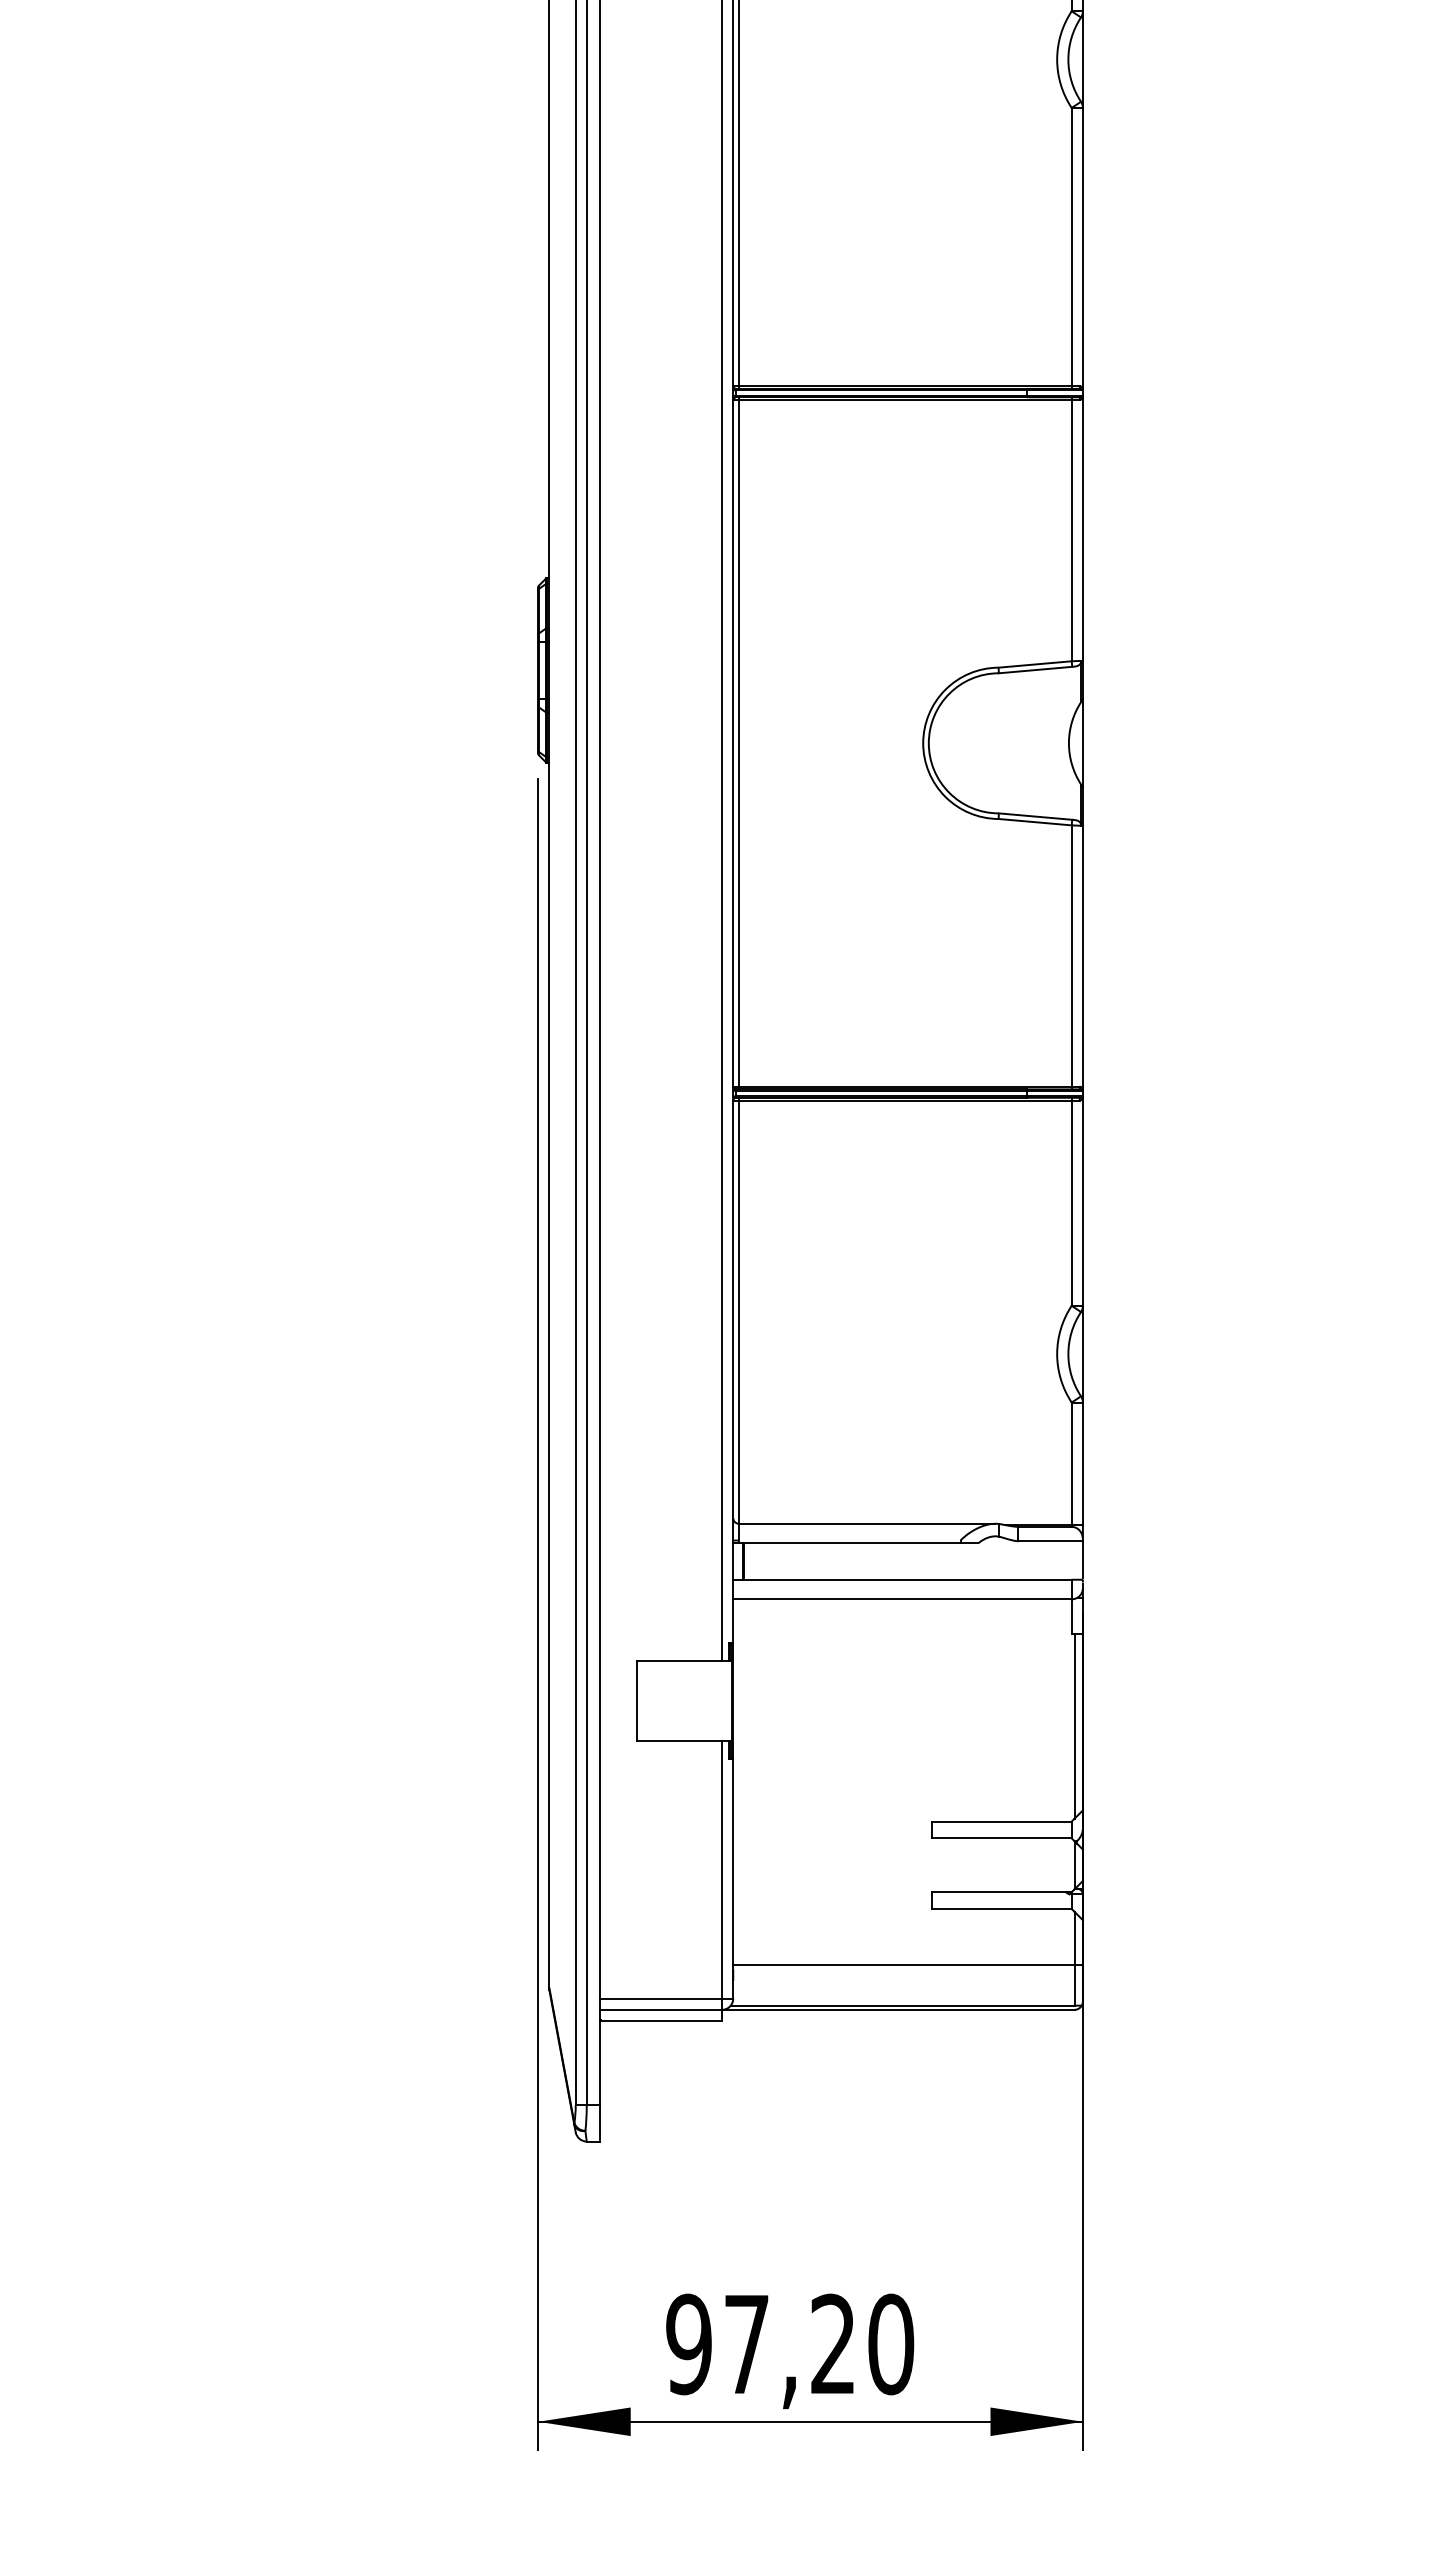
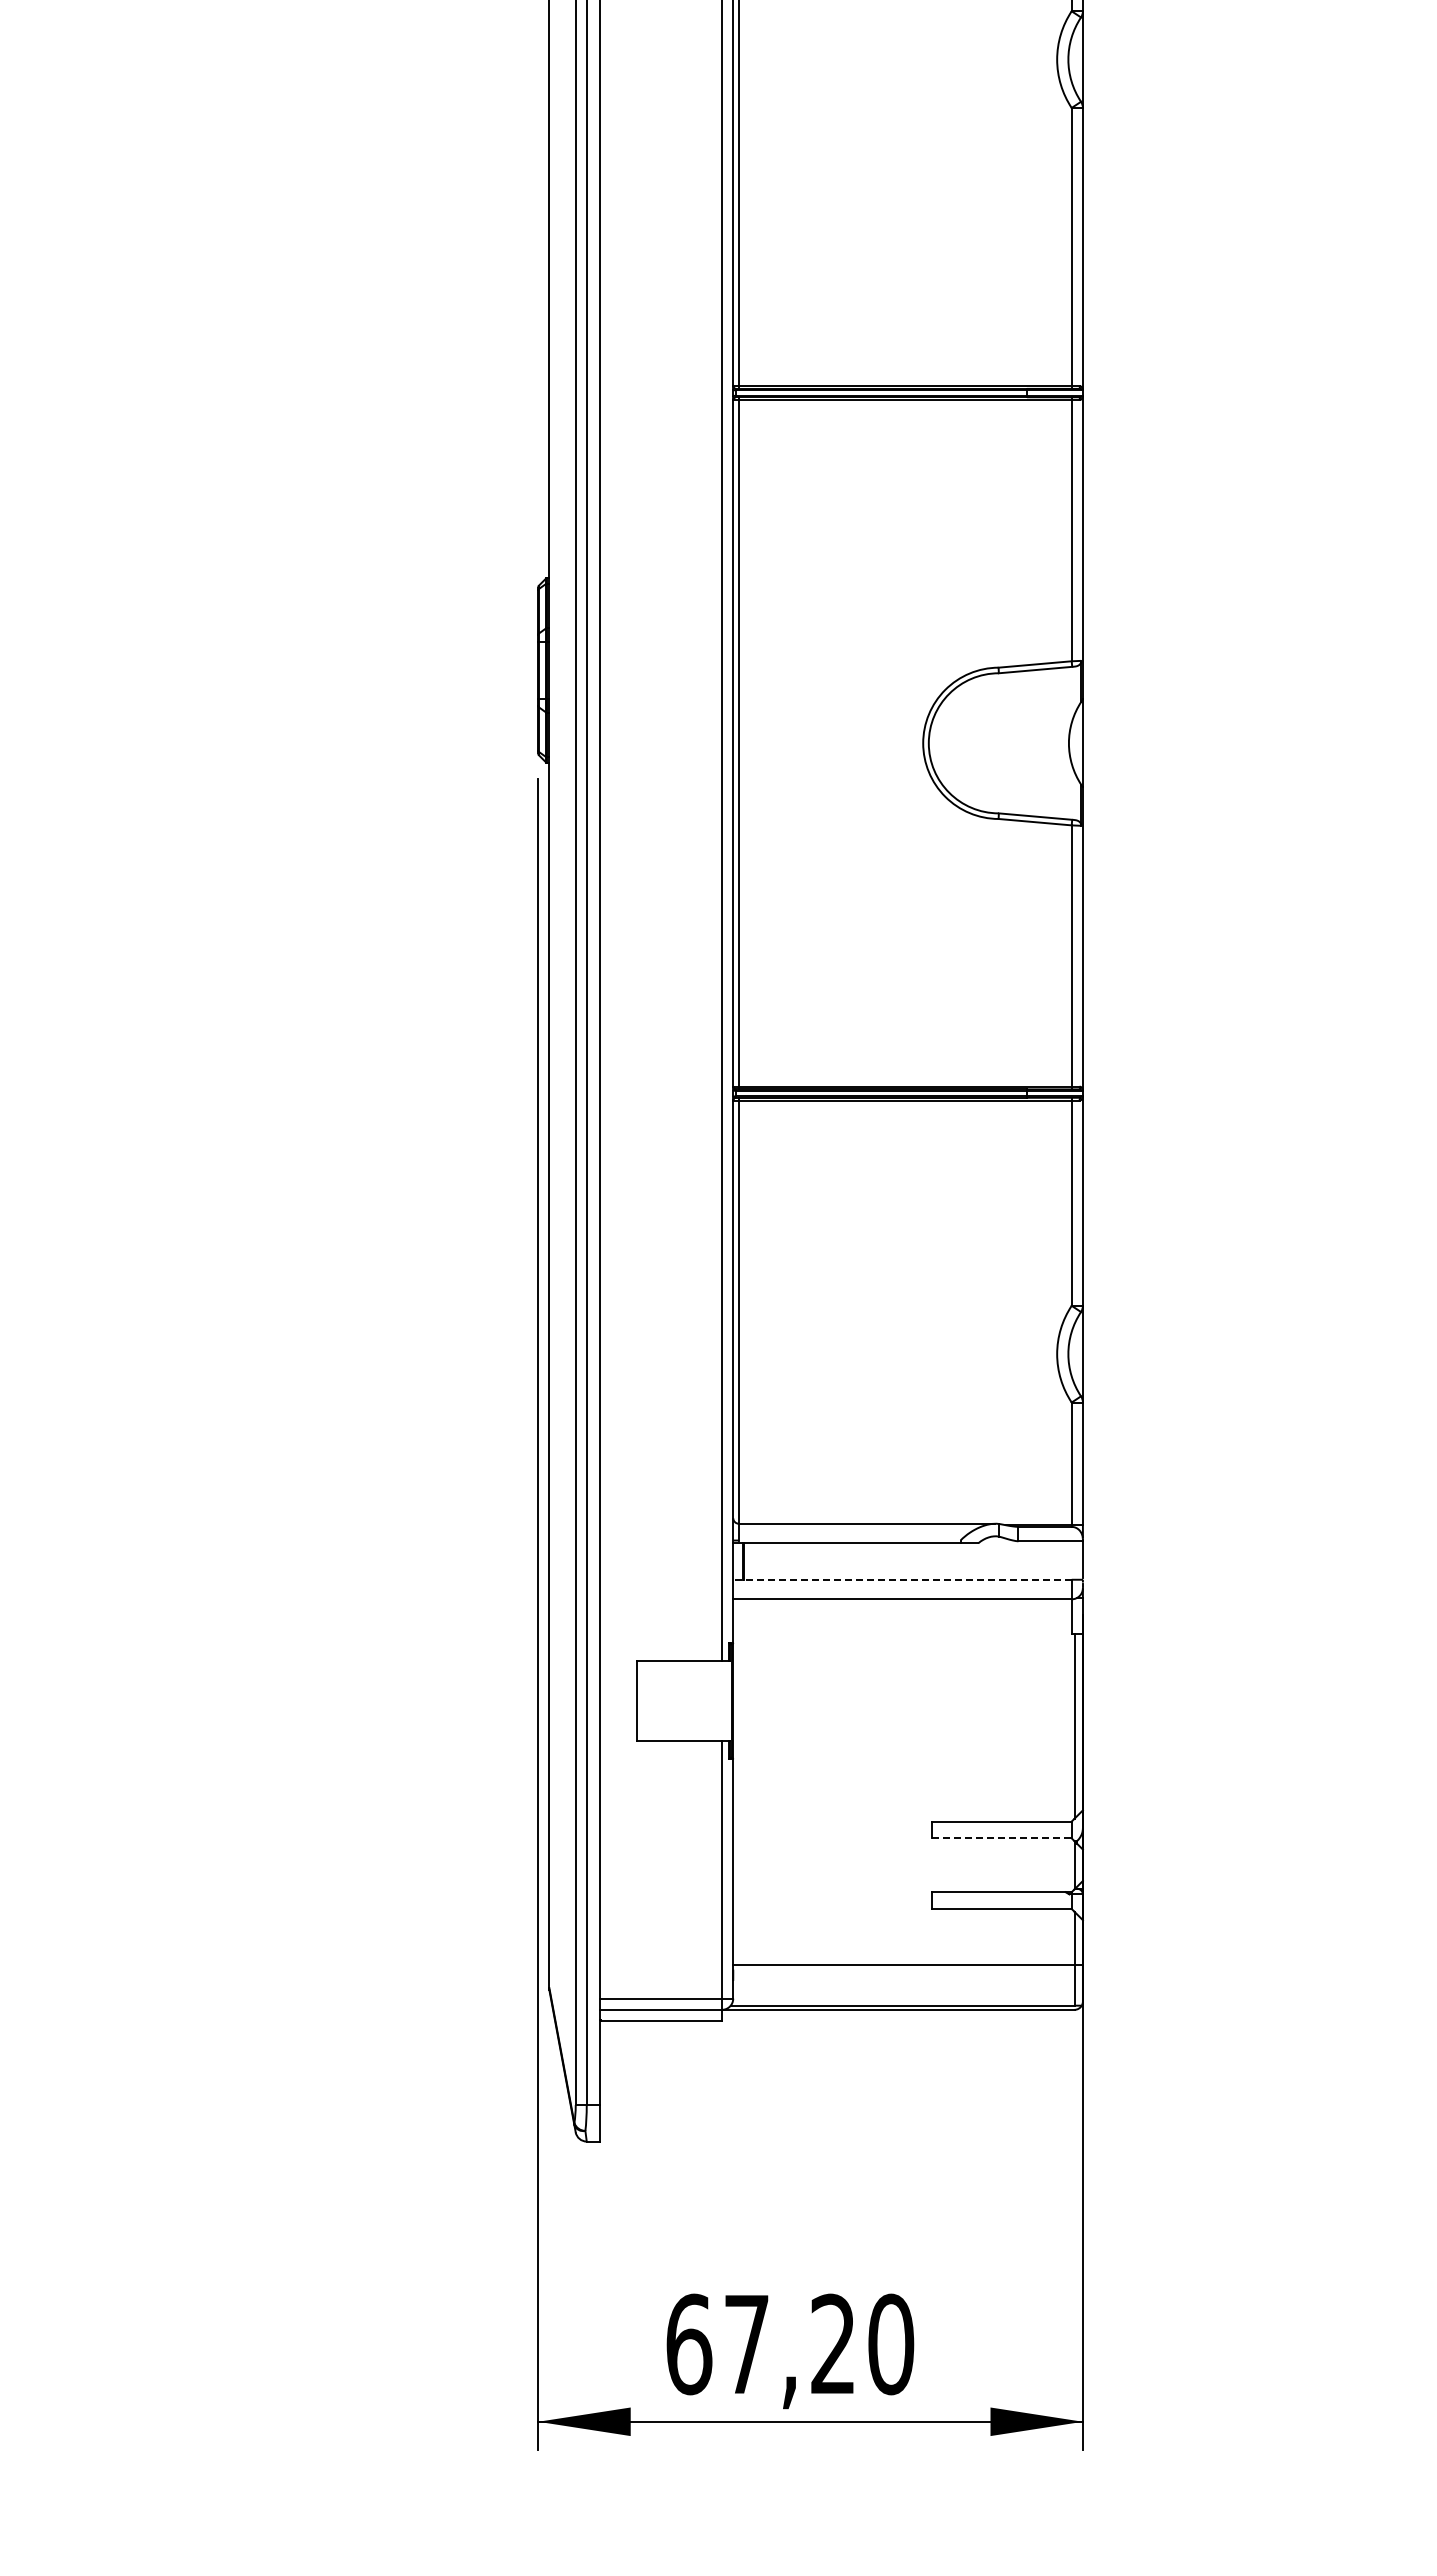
line: solid -> dashed (901, 1579)
line: solid -> dashed (1002, 1838)
text: 97,20 -> 67,20 (689, 2344)
